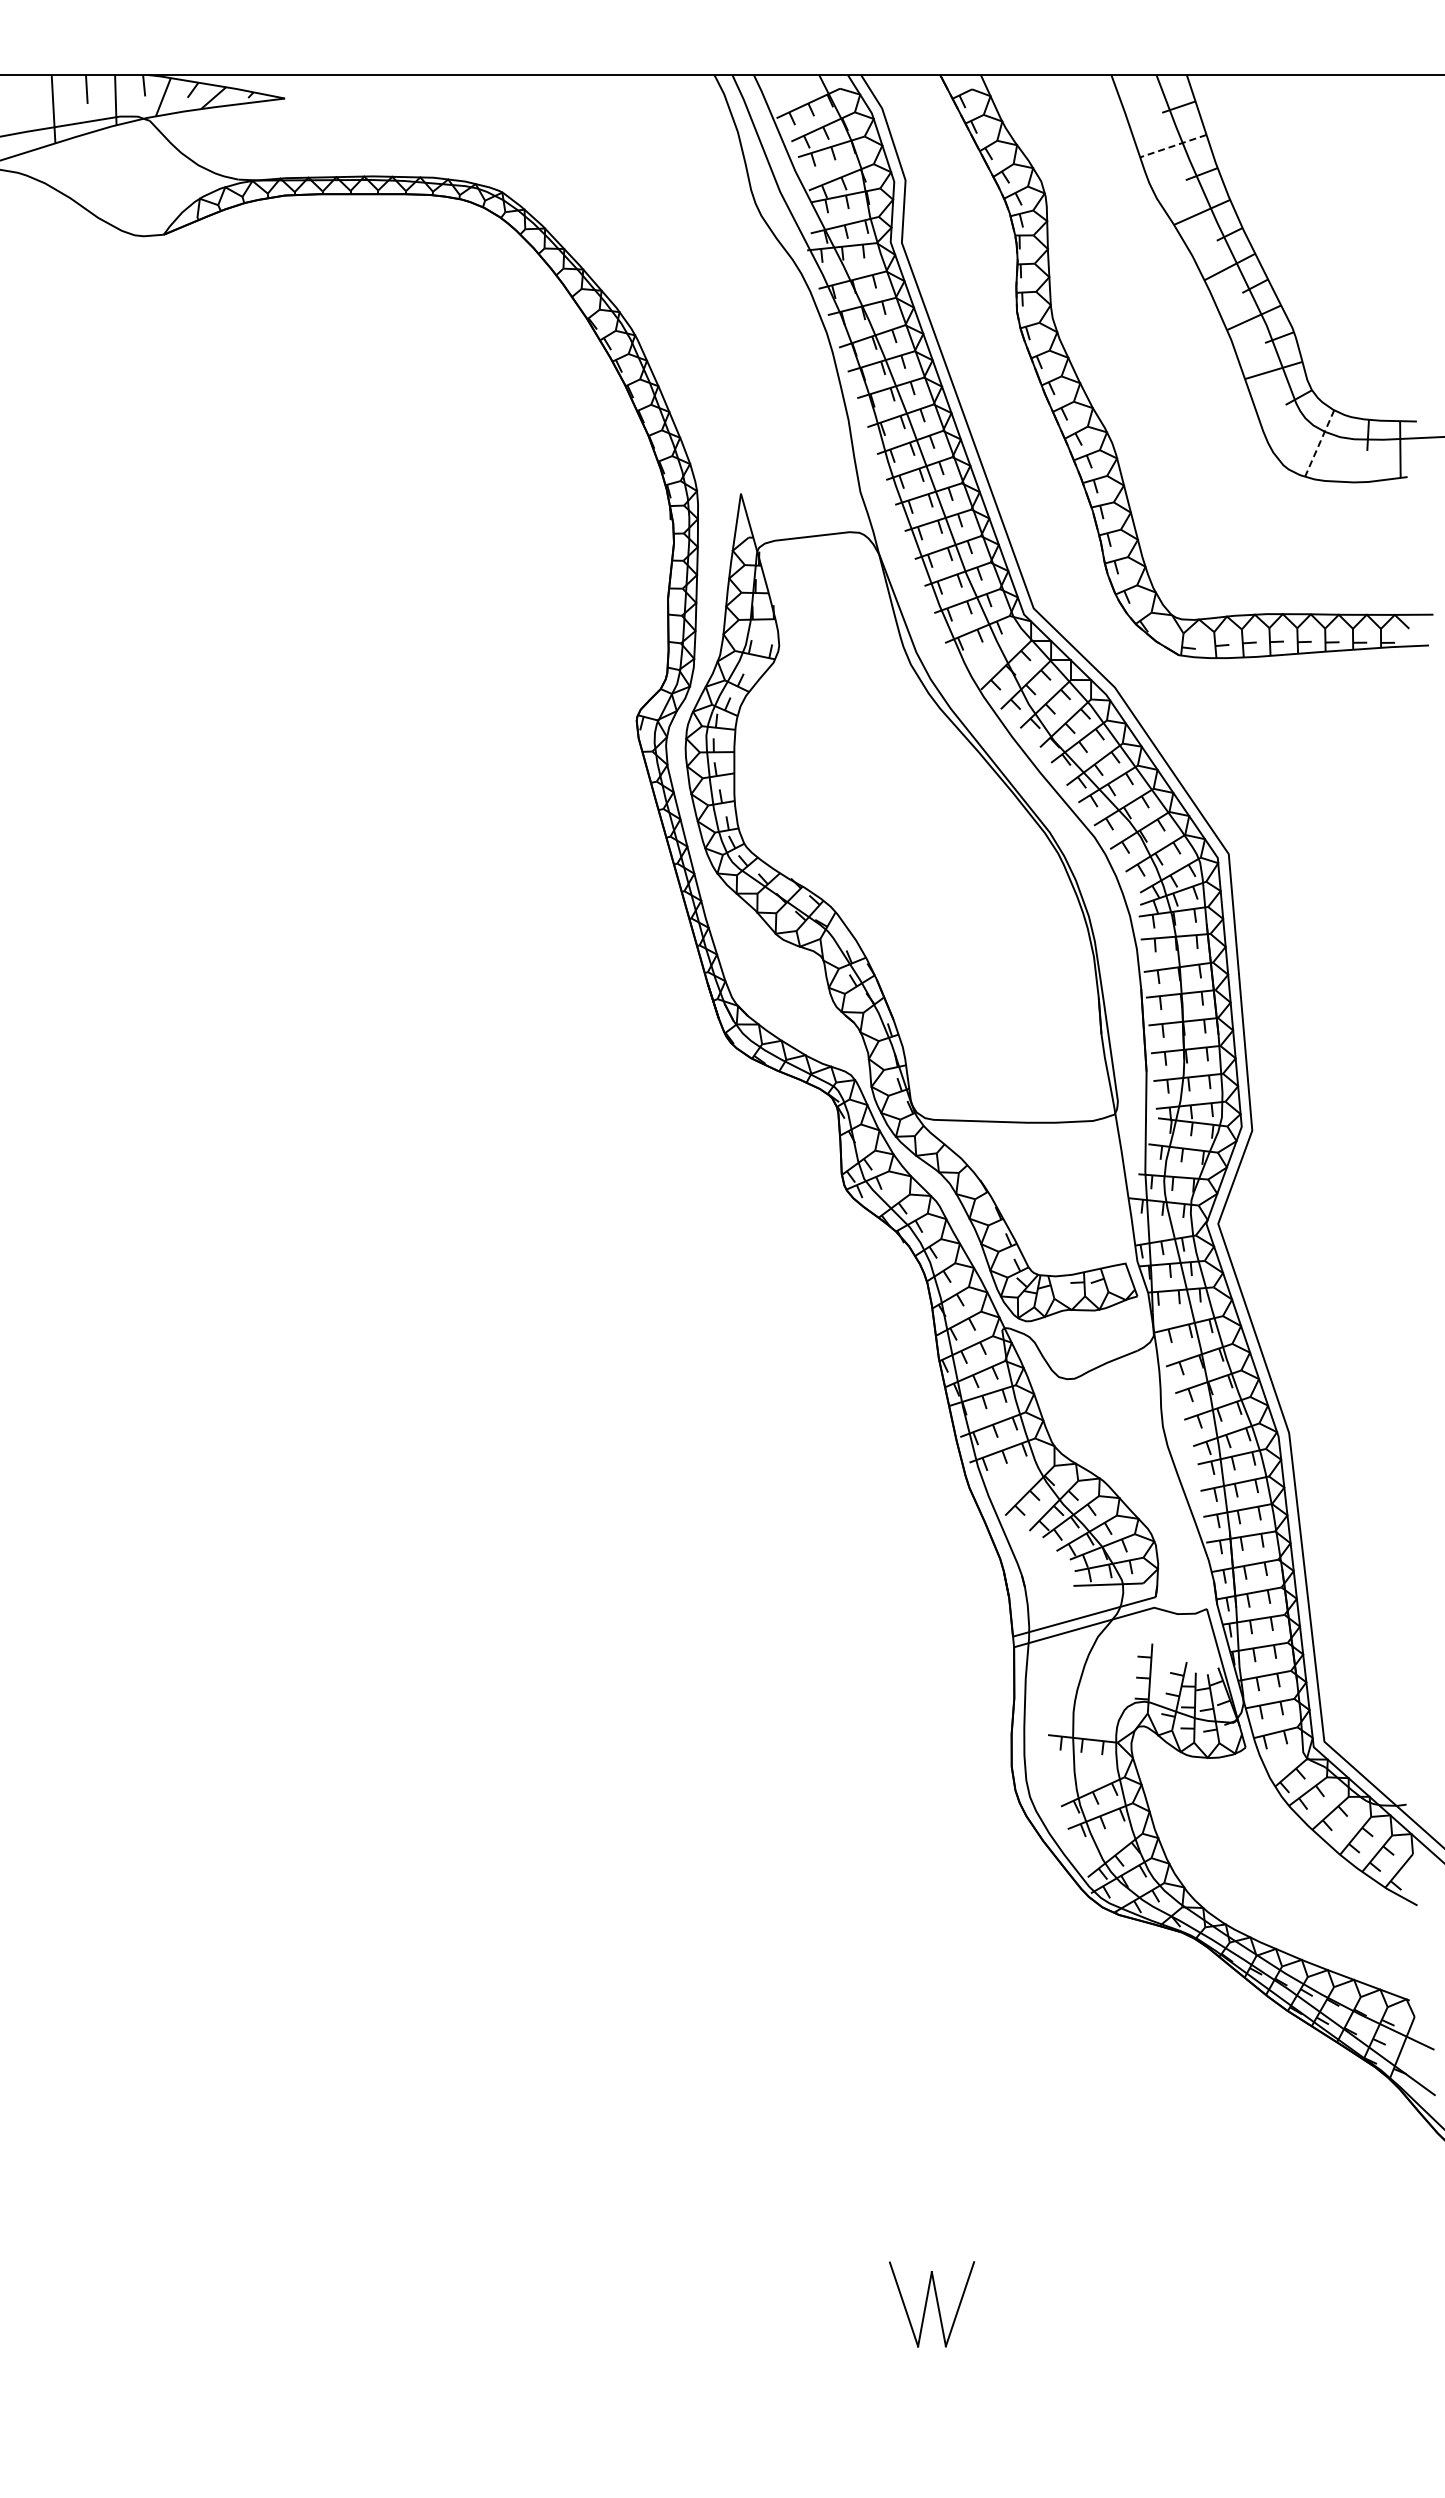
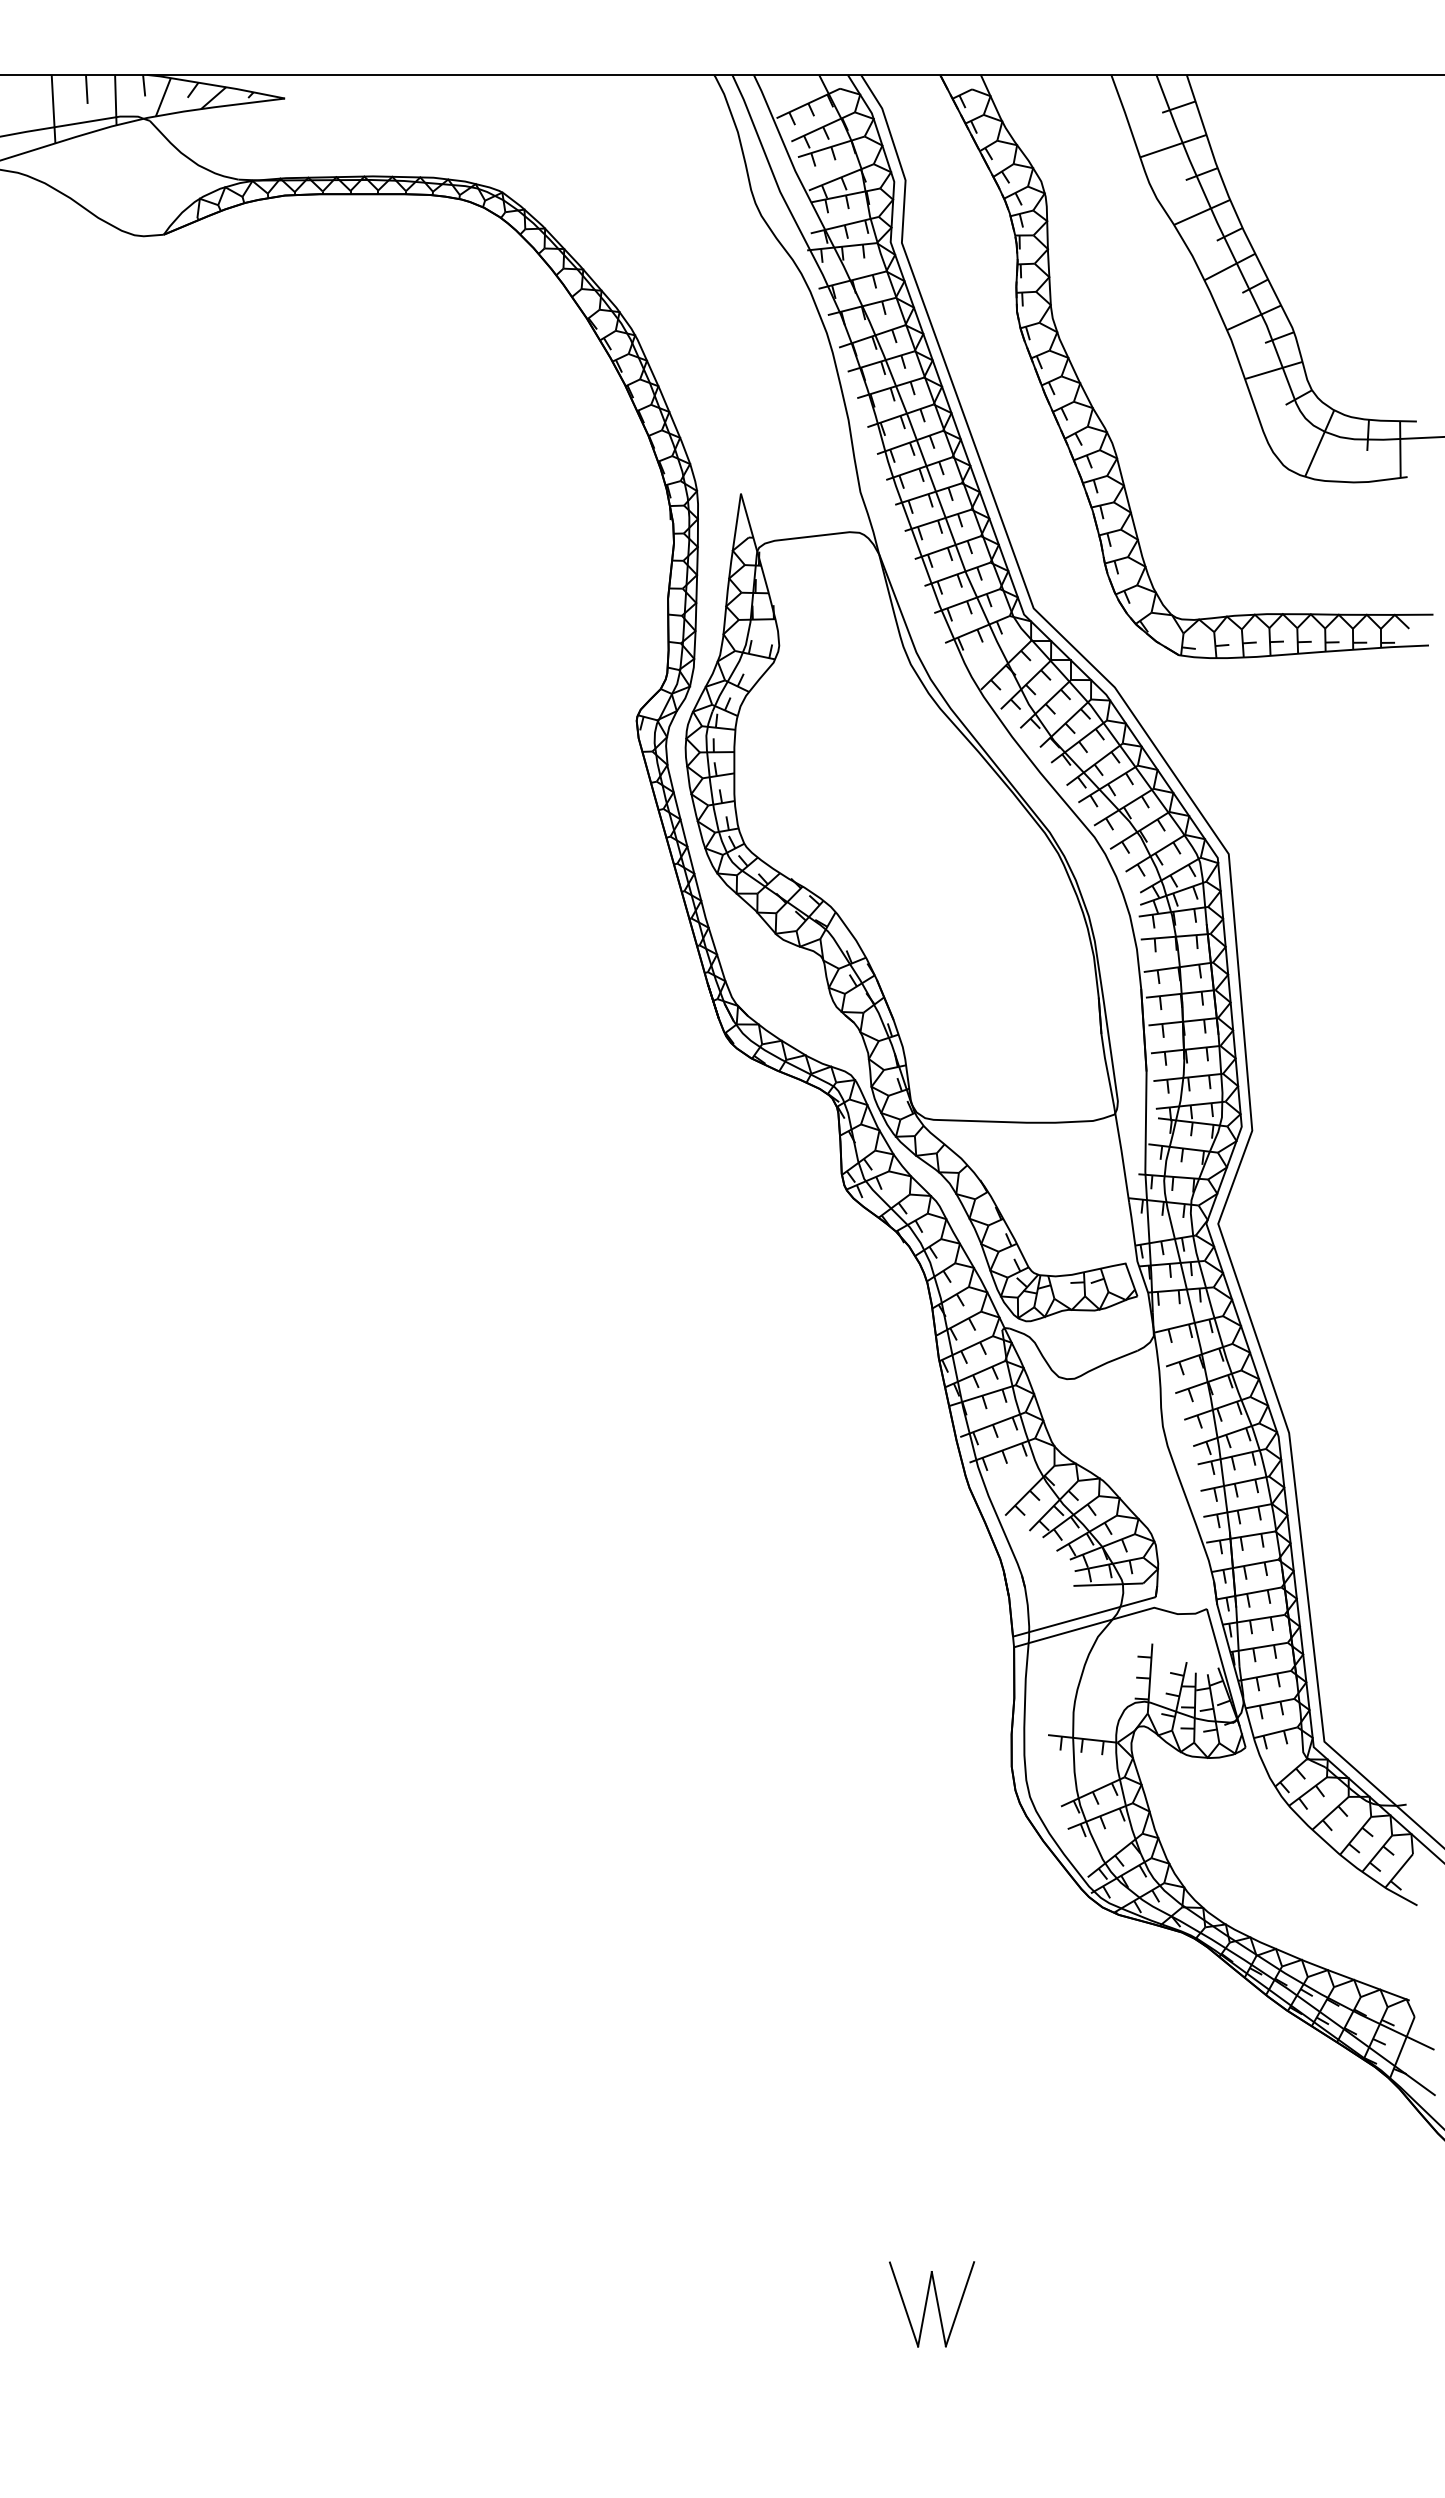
line: dashed -> solid (1173, 146)
line: dashed -> solid (1319, 443)
